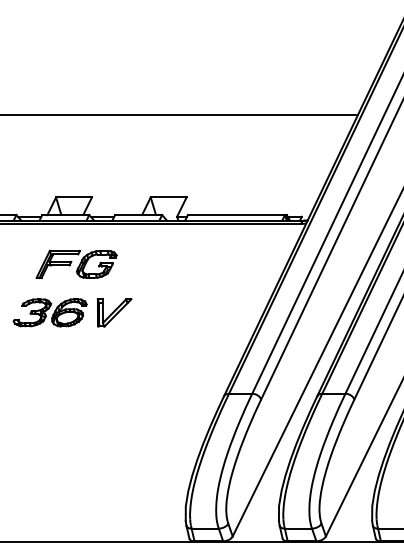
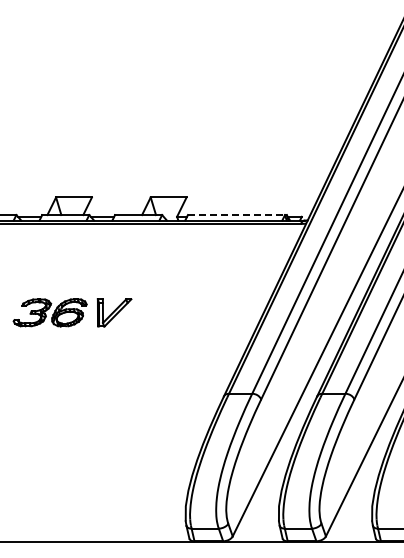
line: present -> none (179, 115)
line: solid -> dashed (237, 215)
part: present -> none (76, 263)
